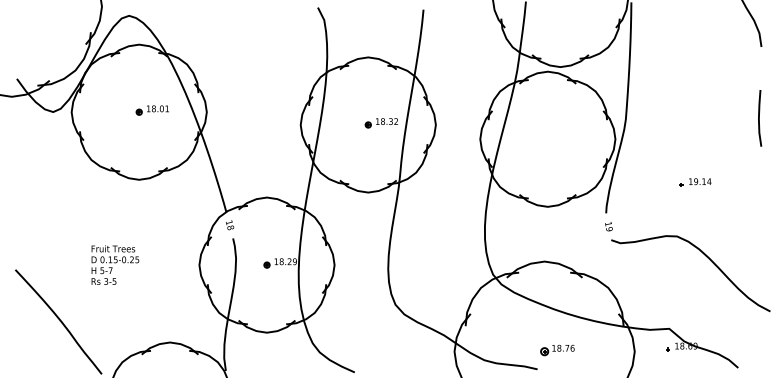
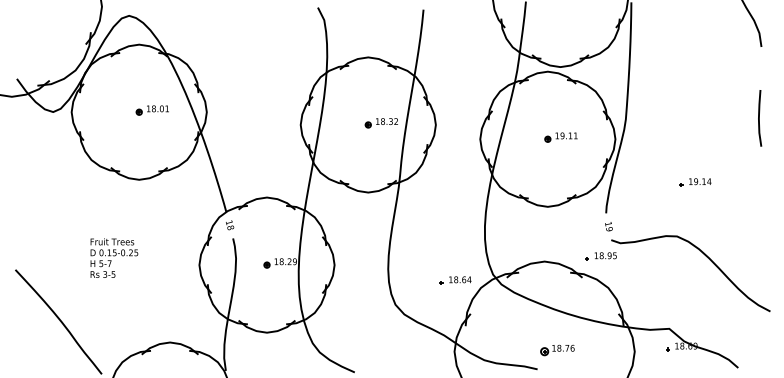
part: none -> present (560, 137)
part: none -> present (600, 256)
text position: (115, 264) -> (114, 257) (114, 257)
part: none -> present (455, 280)
